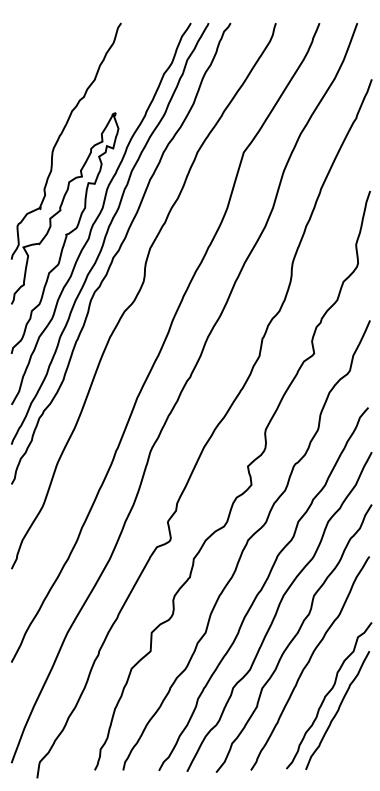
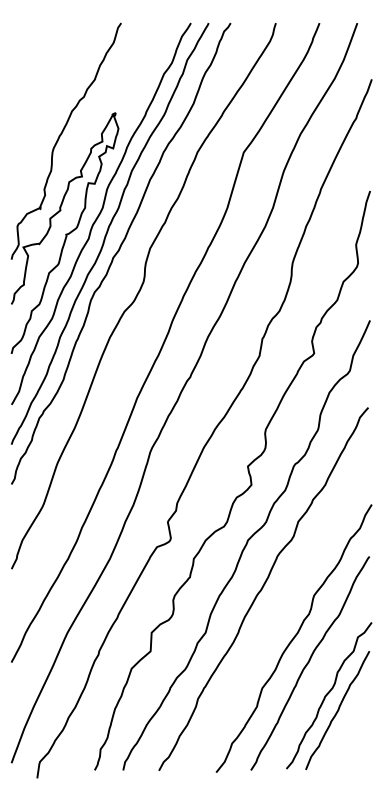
curve: present -> none (278, 610)
